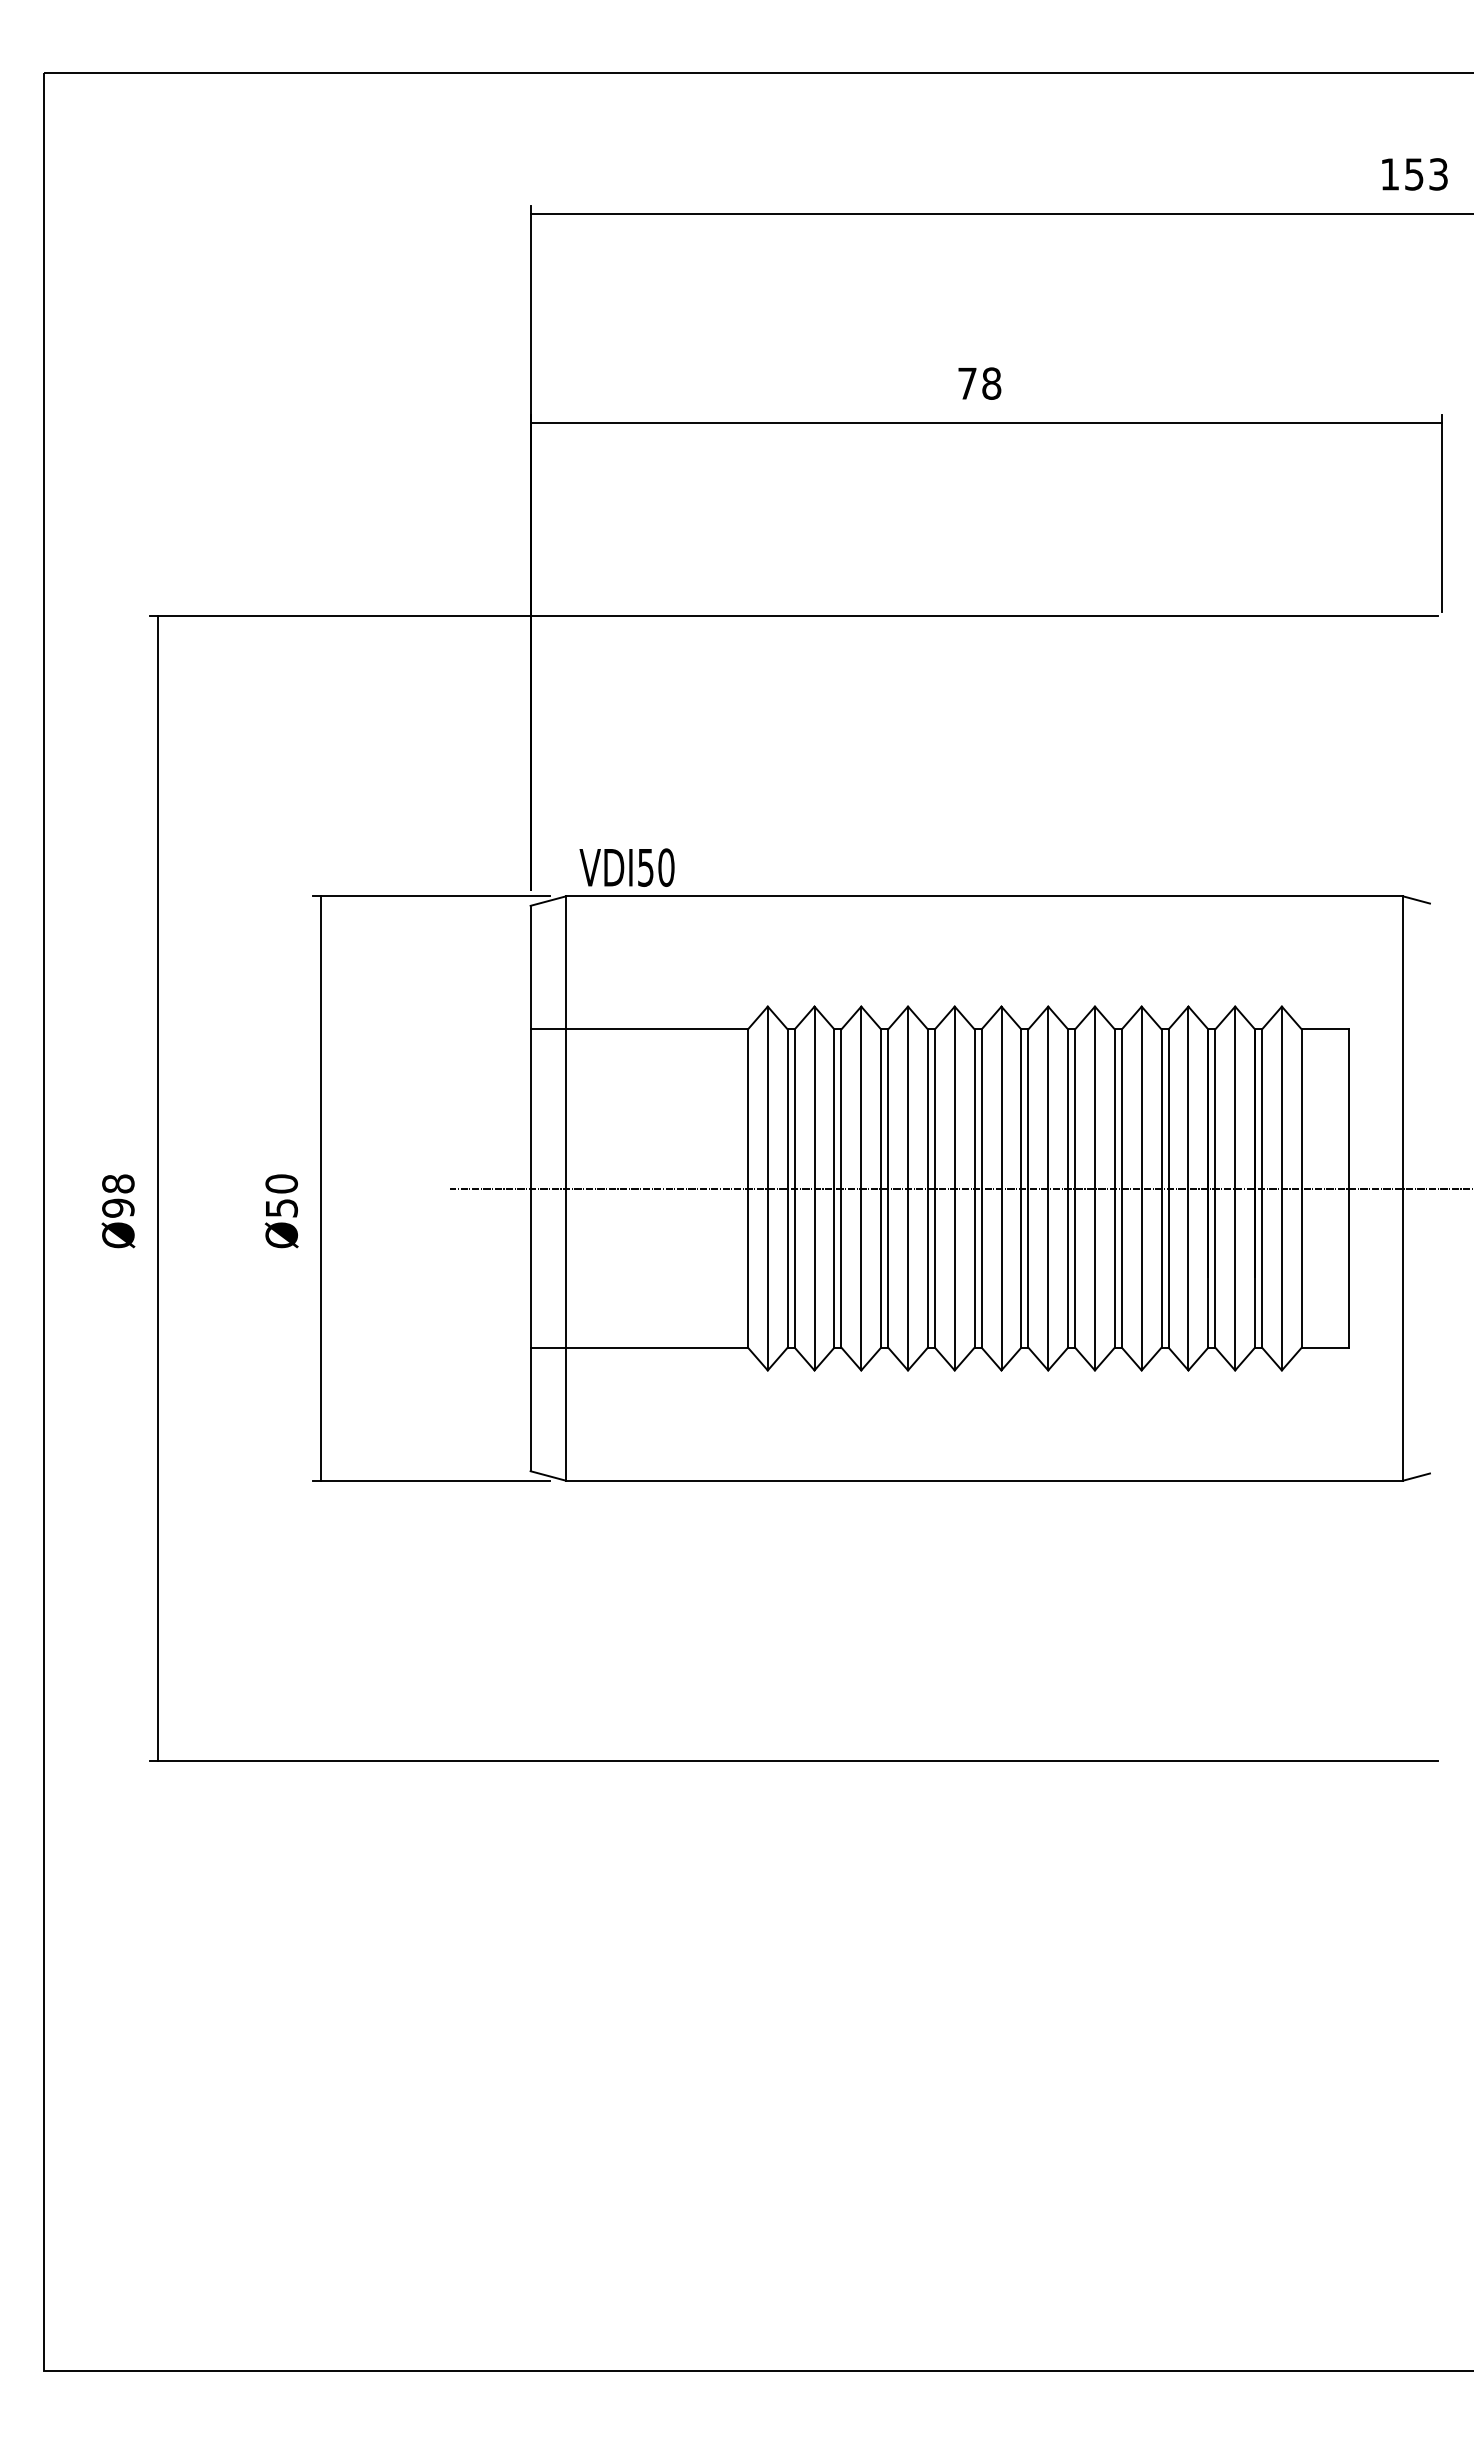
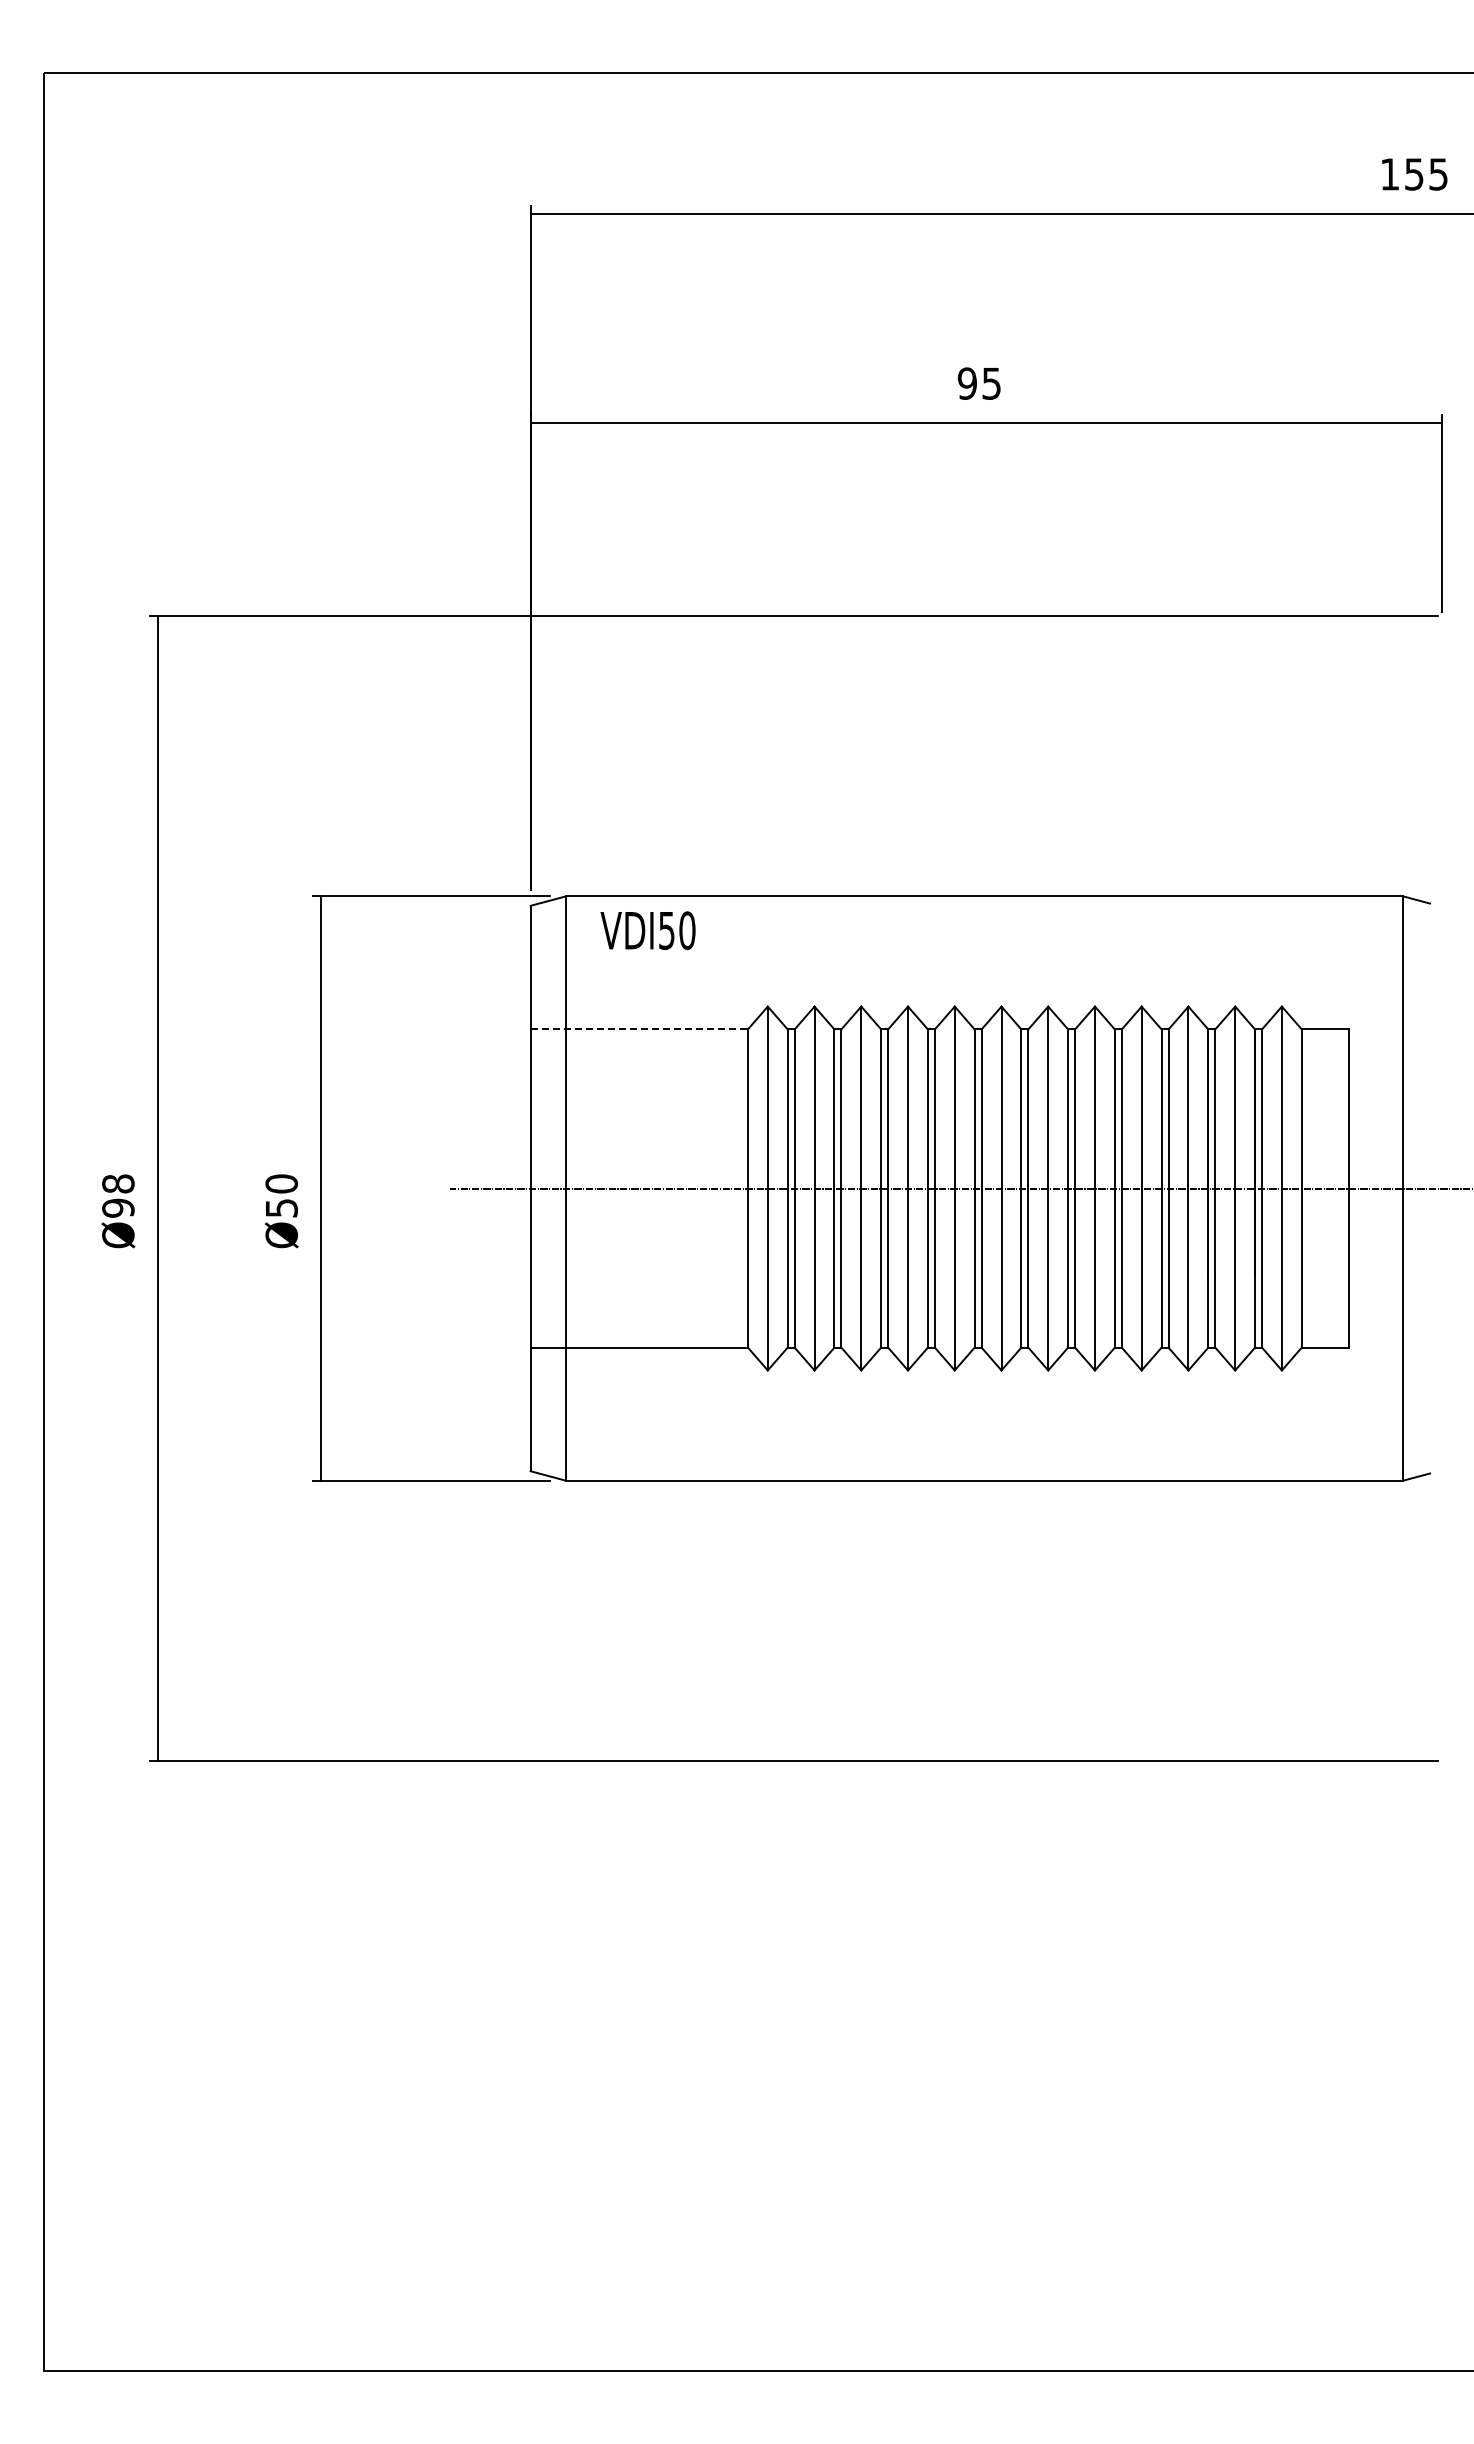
text: 153 -> 155 (1438, 174)
text: 78 -> 95 (979, 383)
text position: (626, 867) -> (647, 930) (647, 930)
line: solid -> dashed (639, 1029)
